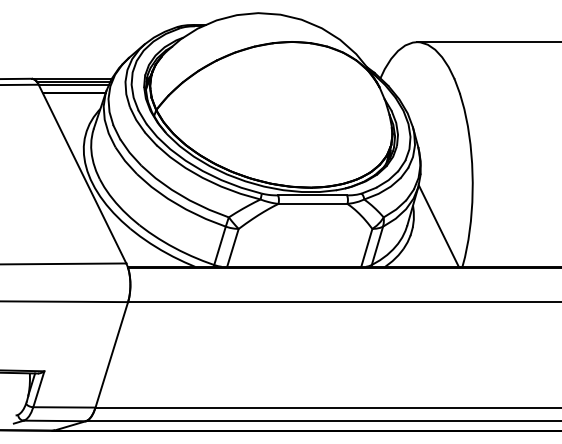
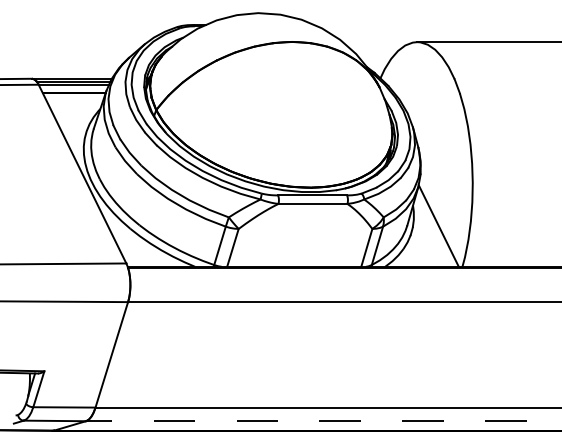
line: solid -> dashed (322, 421)
